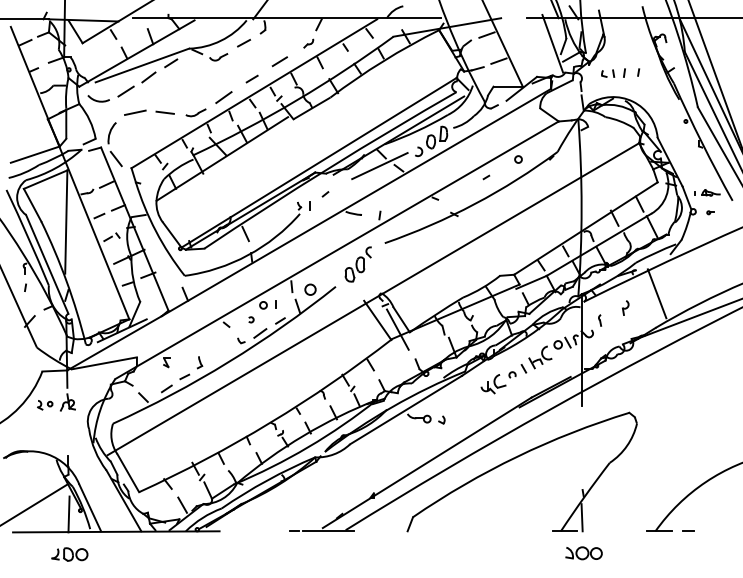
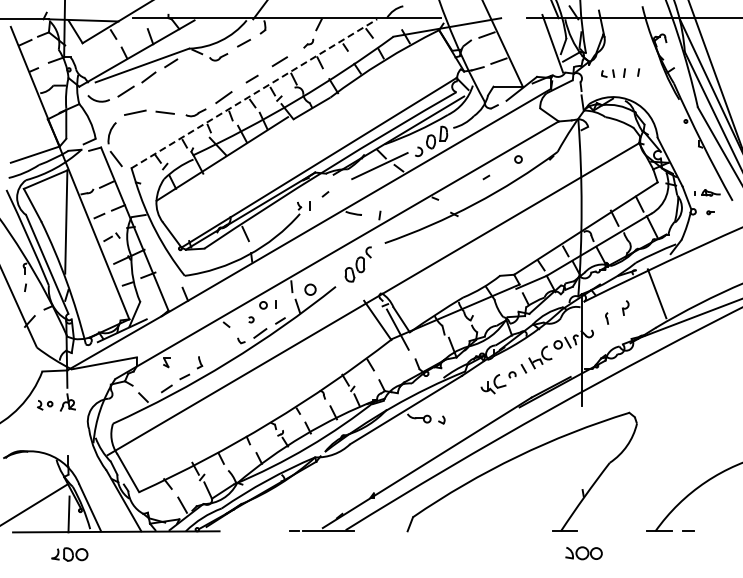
line: solid -> dashed (254, 93)
part position: (600, 320) -> (607, 318) (607, 318)
line: present -> none (581, 517)
